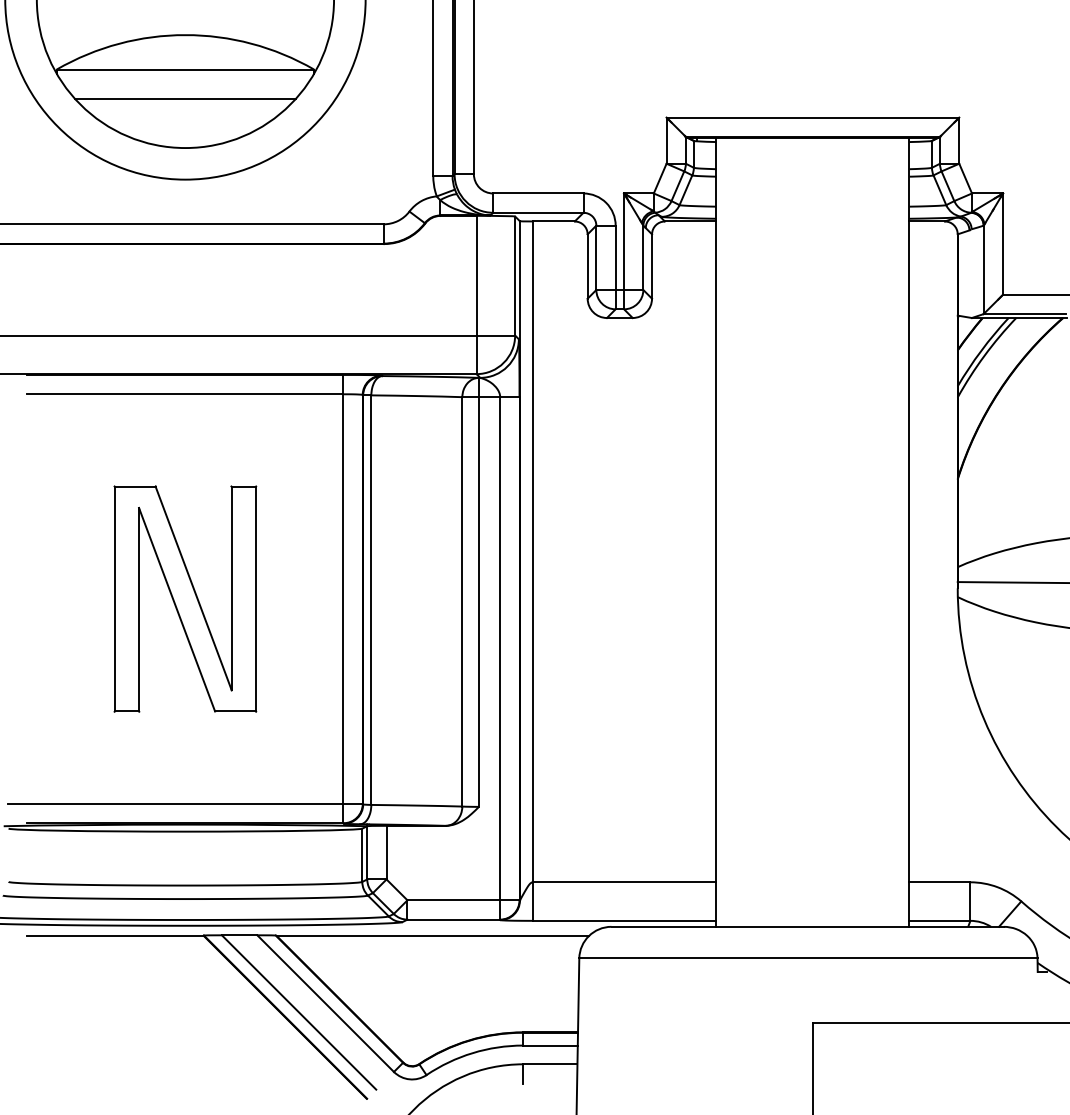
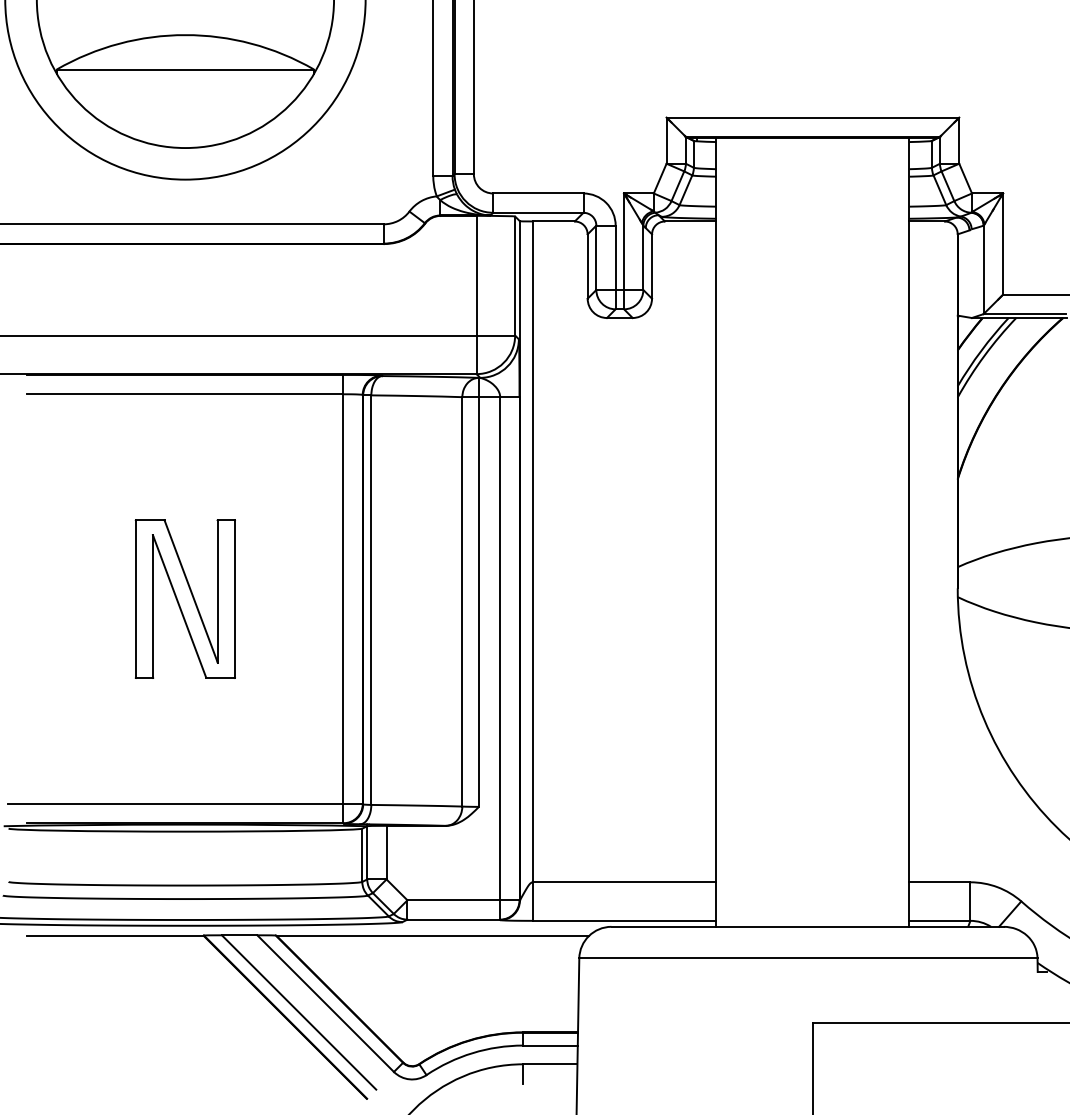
line: present -> none (185, 99)
line: present -> none (1011, 582)
part size: 145x228 px -> 102x160 px (184, 598)
